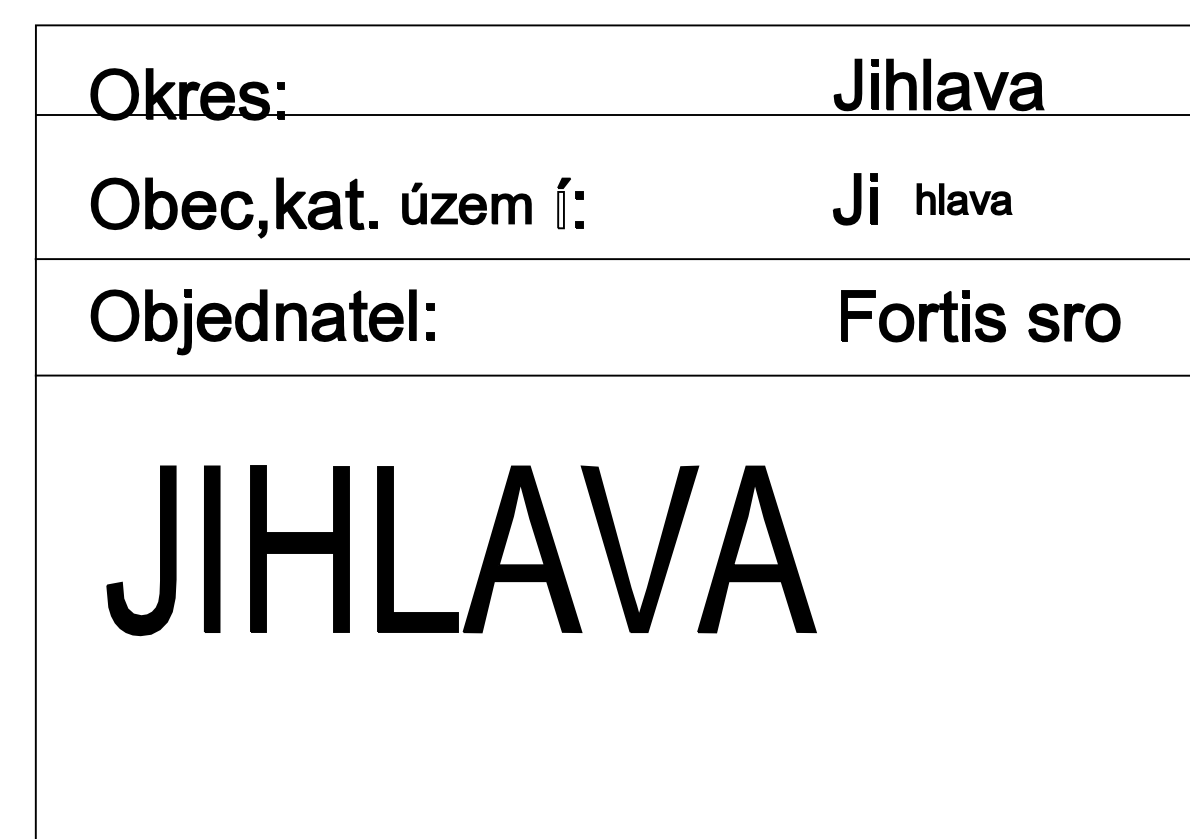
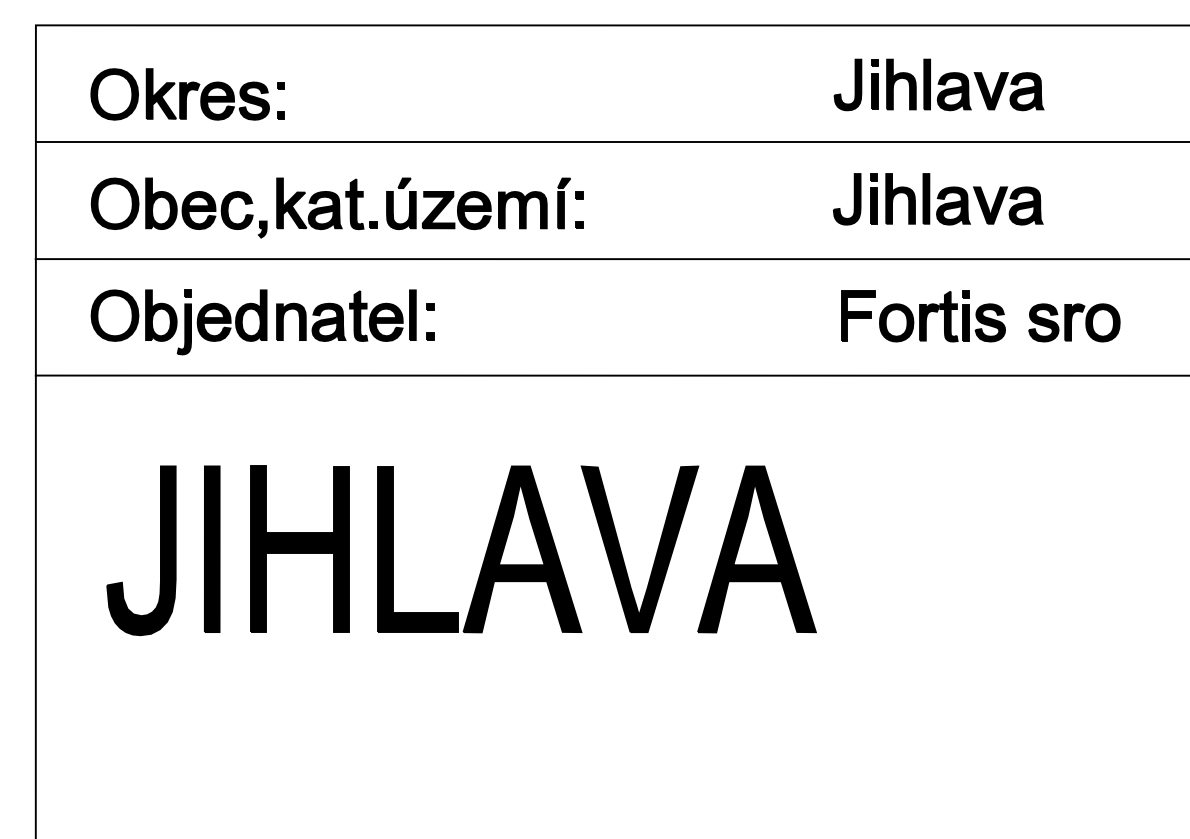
line position: (610, 115) -> (610, 142) (610, 142)
part size: 97x33 px -> 159x53 px (964, 199)
part size: 130x43 px -> 162x54 px (466, 203)
fill: none -> present (560, 209)
